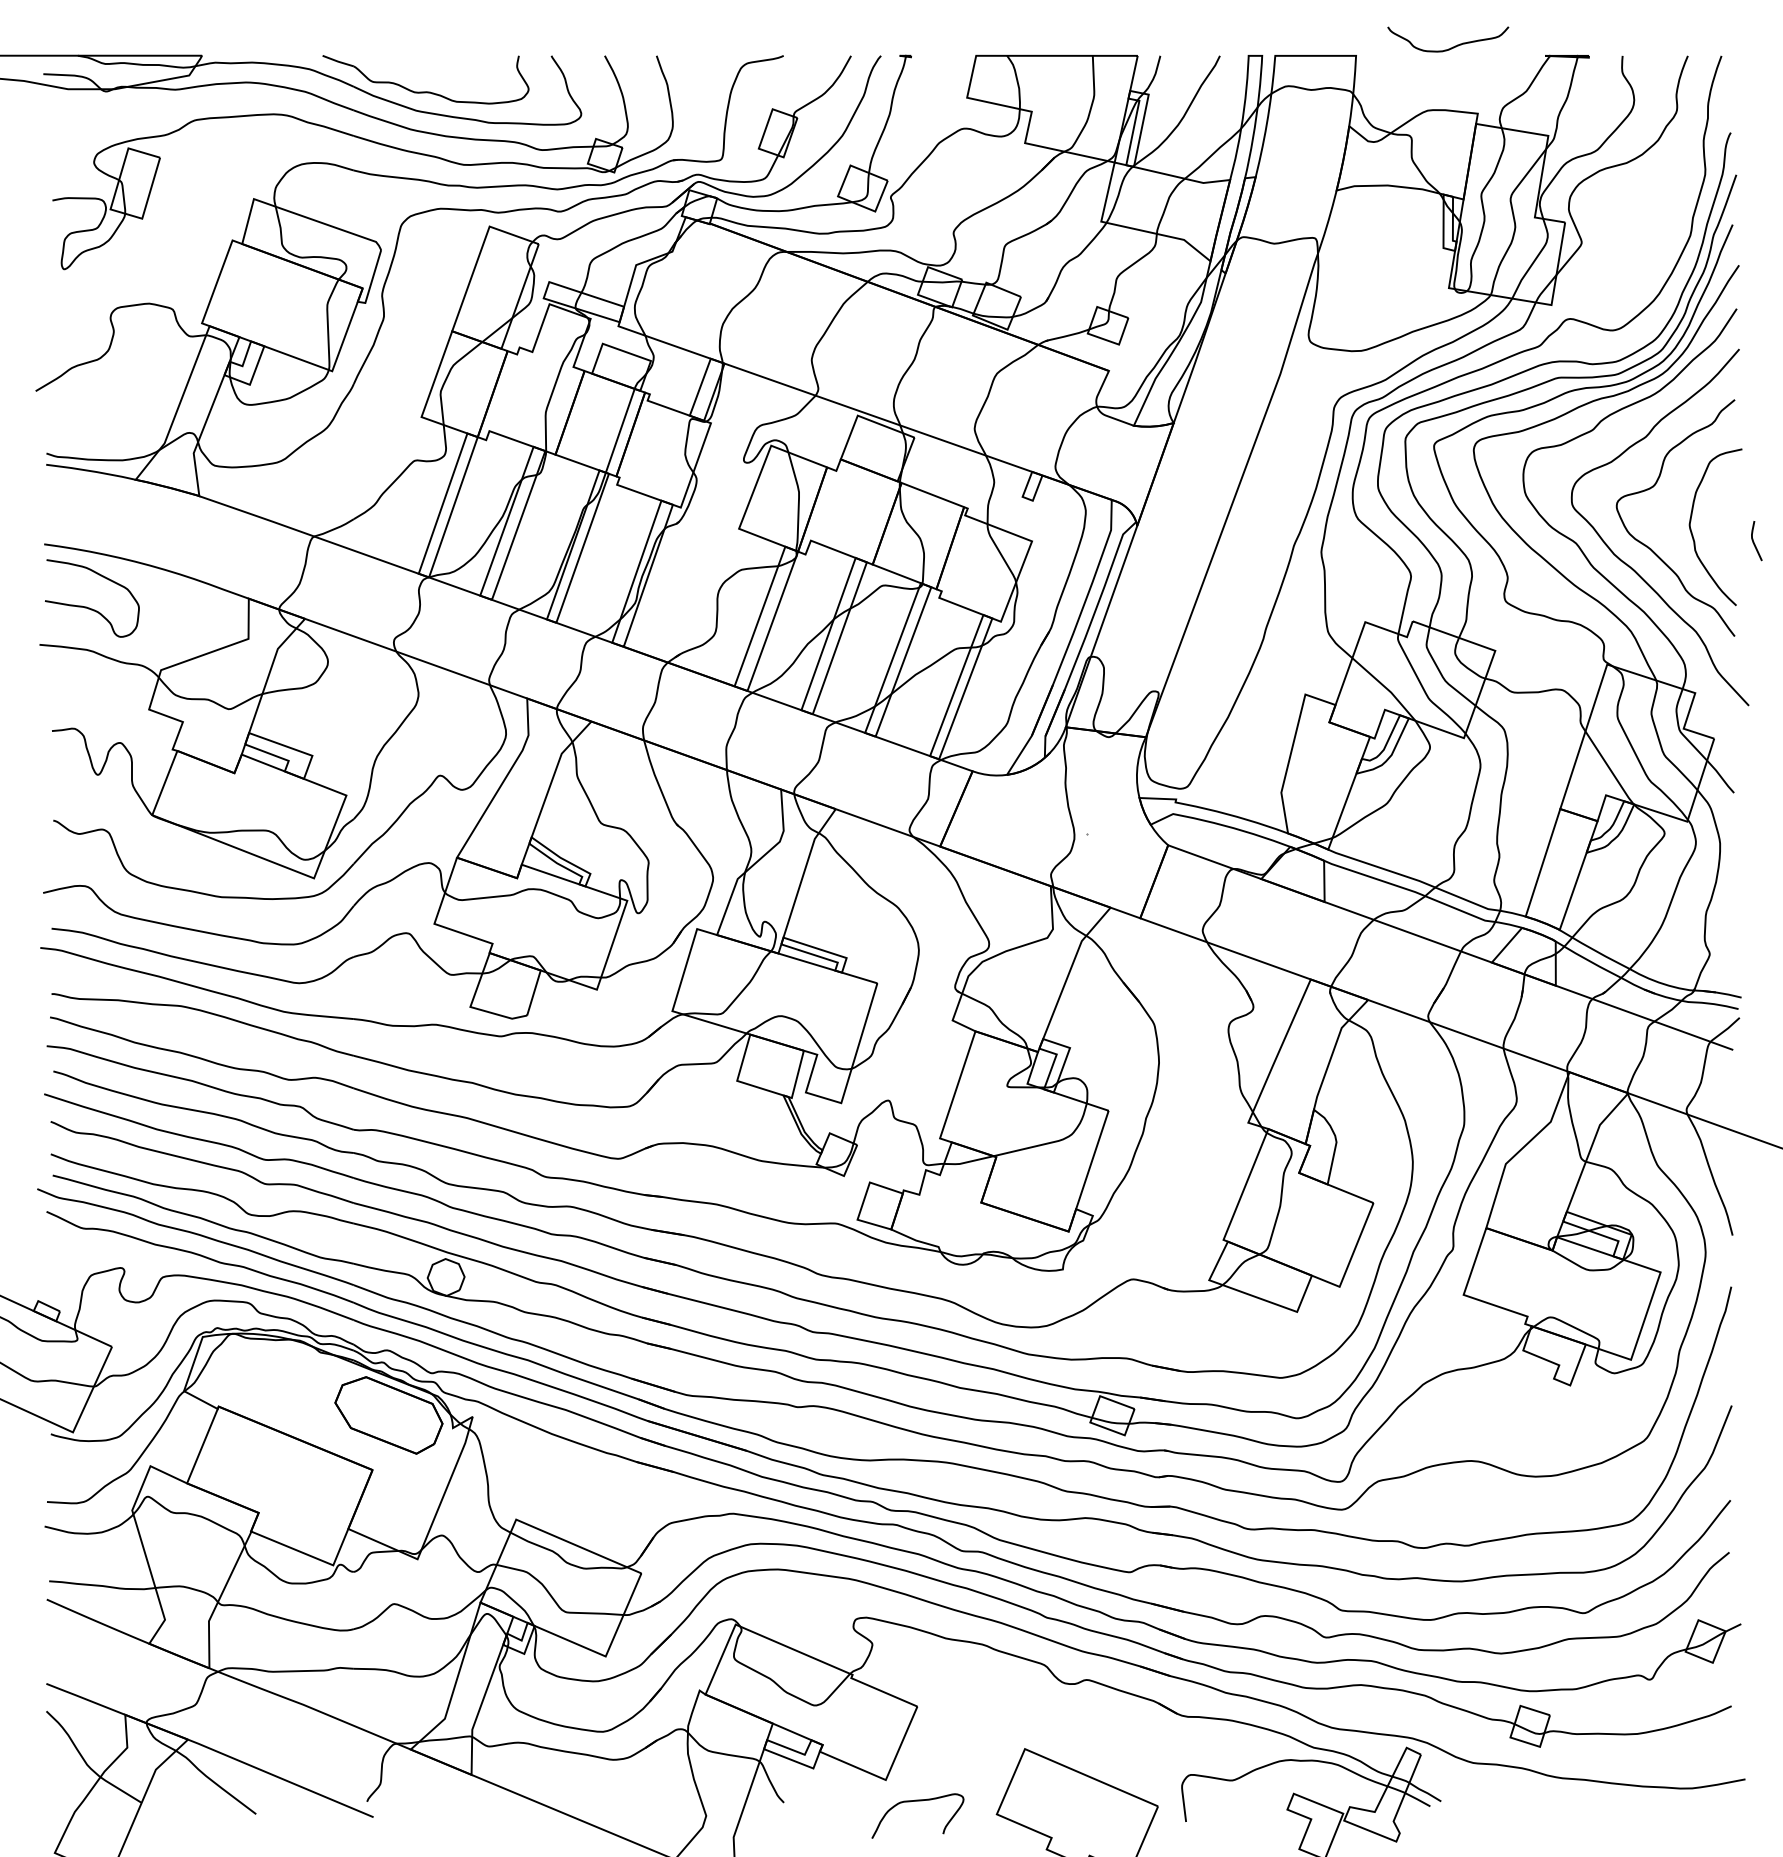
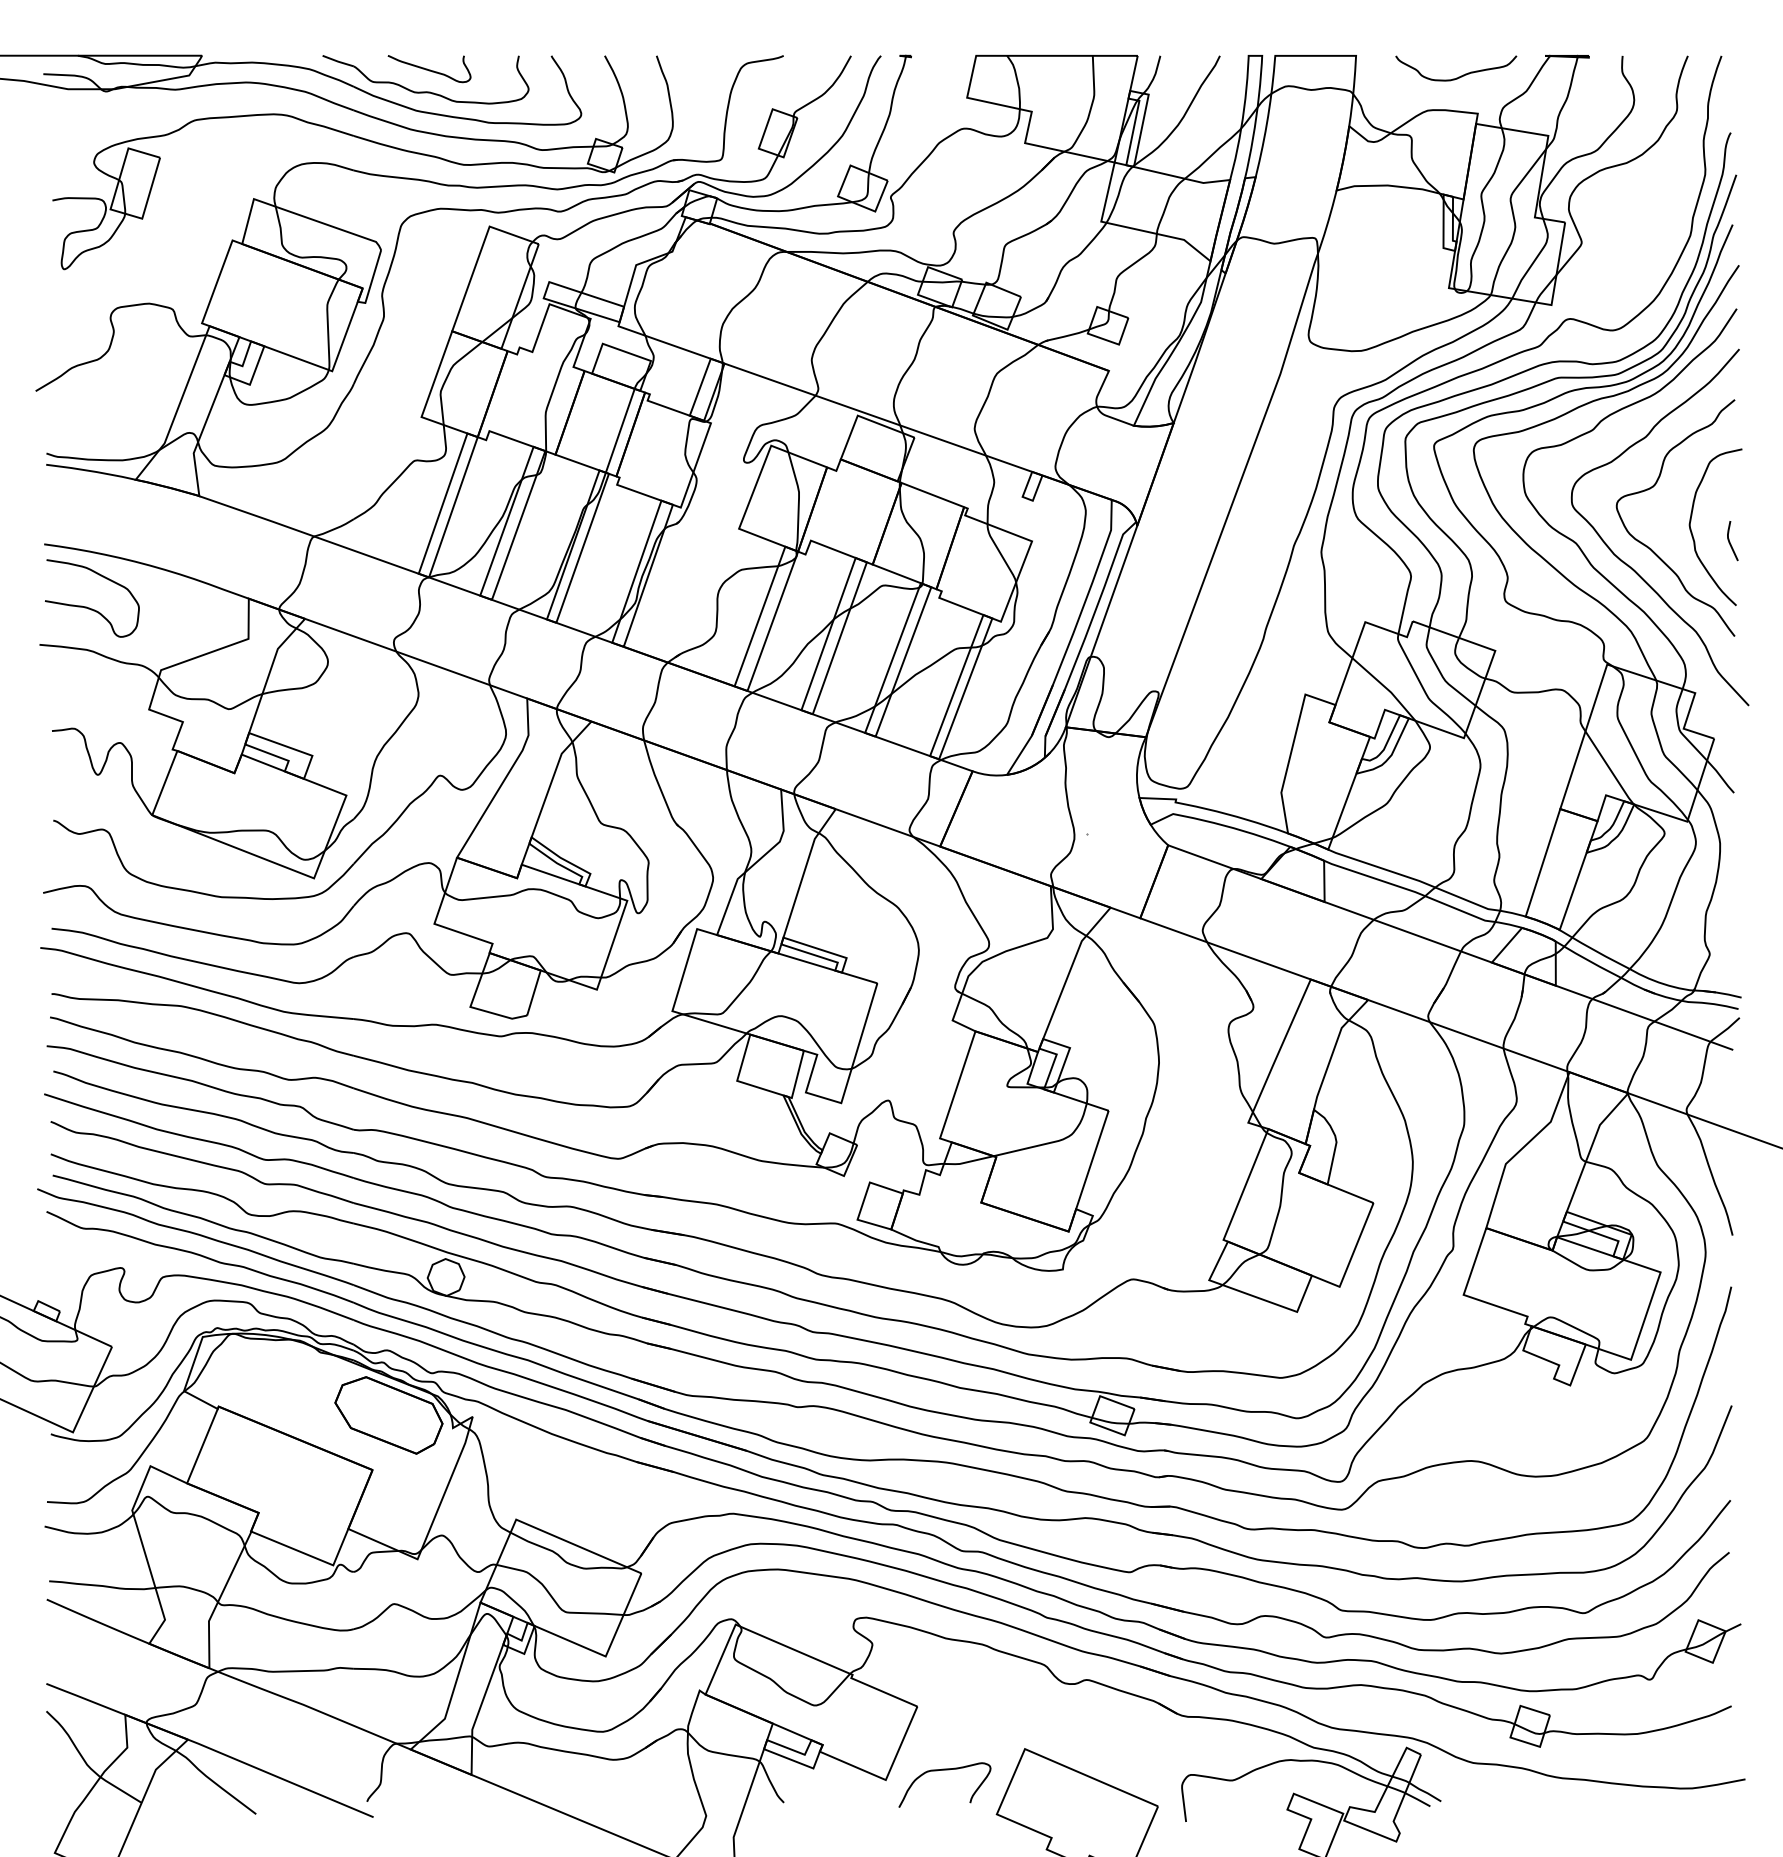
curve position: (1450, 47) -> (1458, 76) (1458, 76)
curve: none -> present (429, 69)
curve position: (1754, 541) -> (1730, 541) (1730, 541)
curve position: (917, 1801) -> (944, 1770) (944, 1770)
